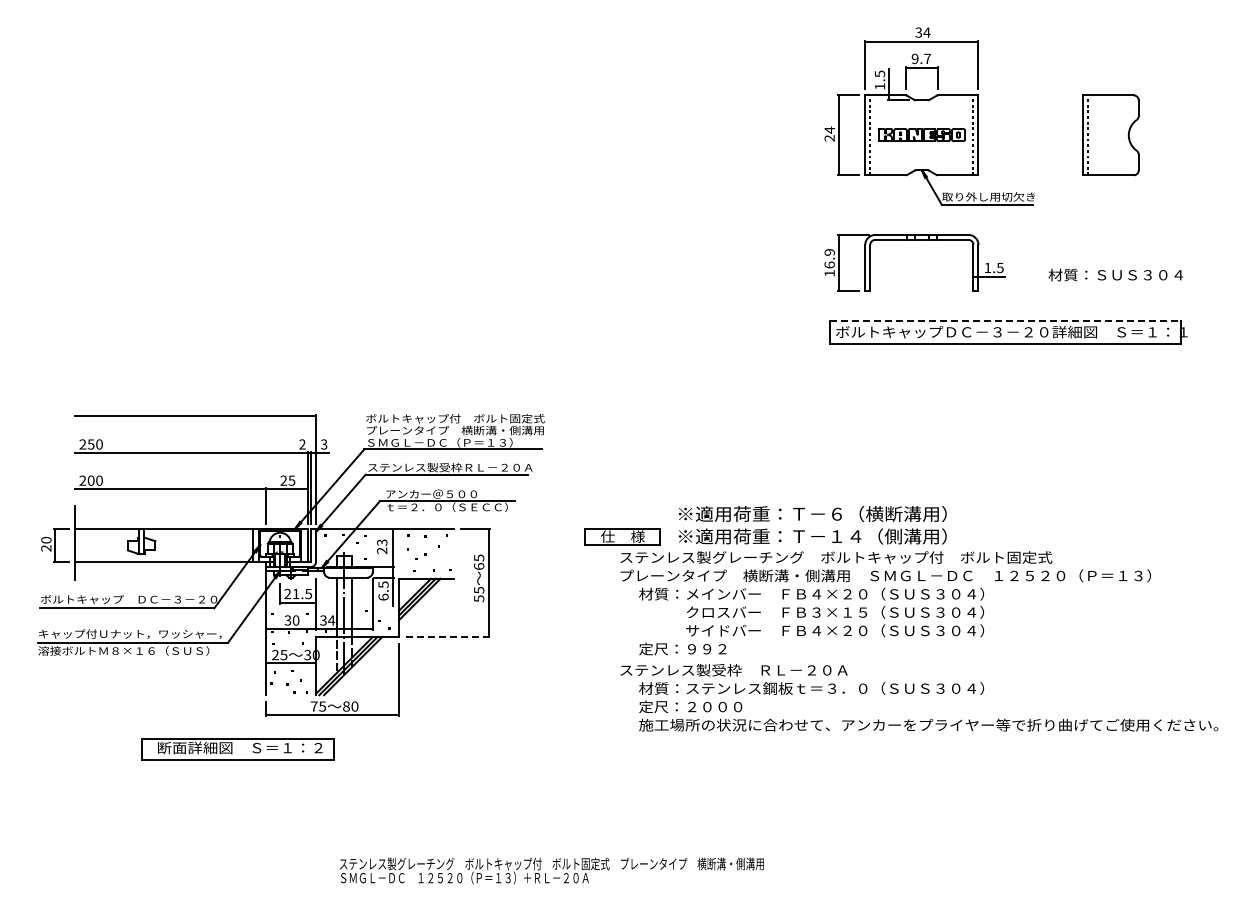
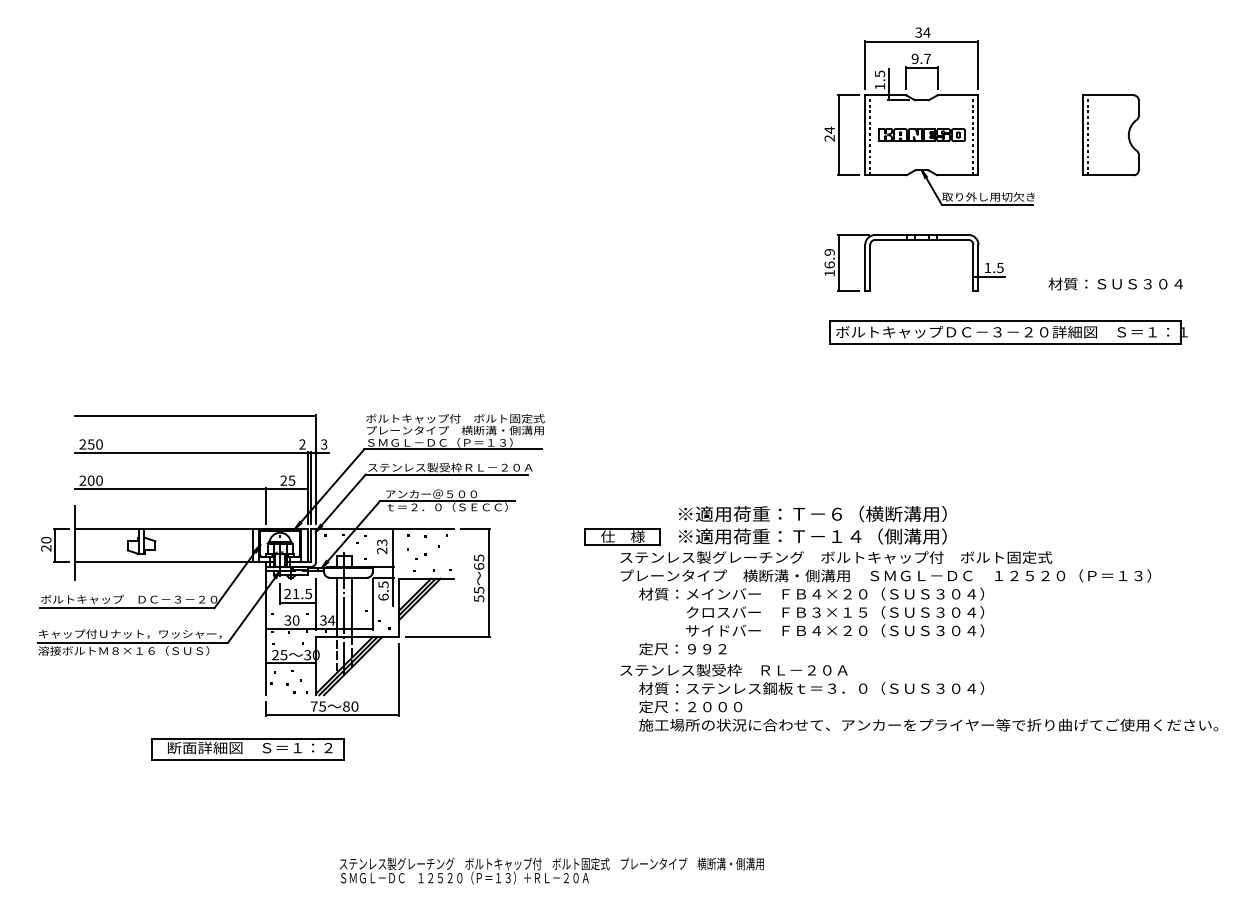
text position: (1115, 274) -> (1115, 283) (1115, 283)
line: dashed -> solid (1005, 320)
line: dashed -> solid (447, 636)
part position: (237, 749) -> (247, 749) (247, 749)
